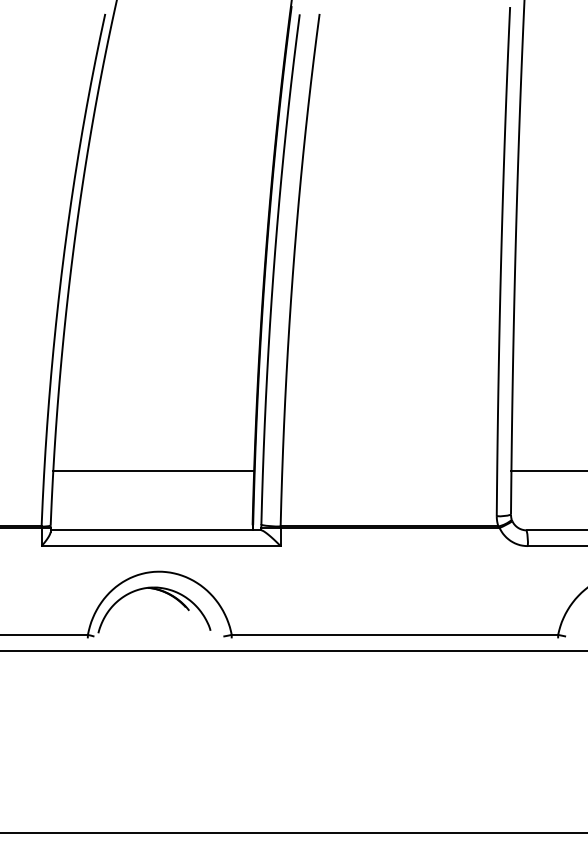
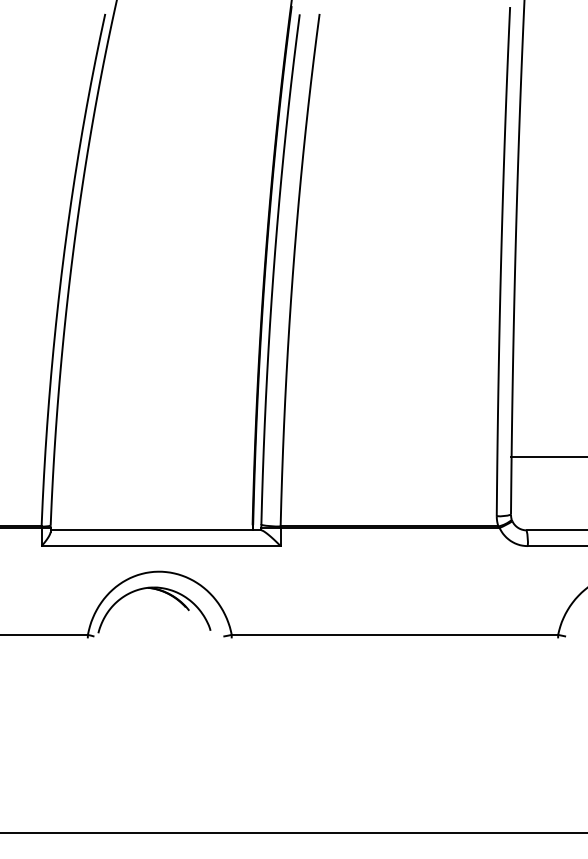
line: present -> none (153, 470)
line position: (547, 470) -> (547, 456) (547, 456)
line: present -> none (293, 650)
